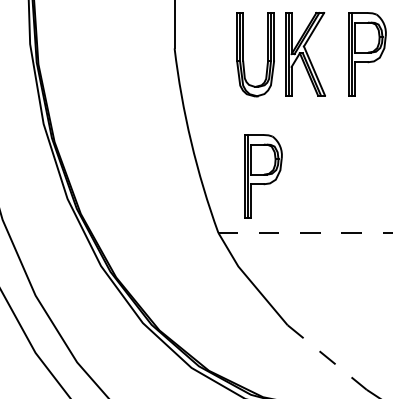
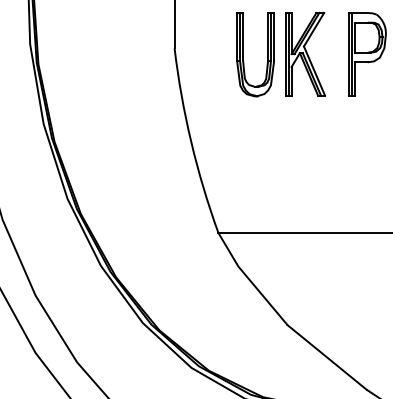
part: present -> none (263, 176)
line: dashed -> solid (305, 232)
line: dashed -> solid (327, 357)
